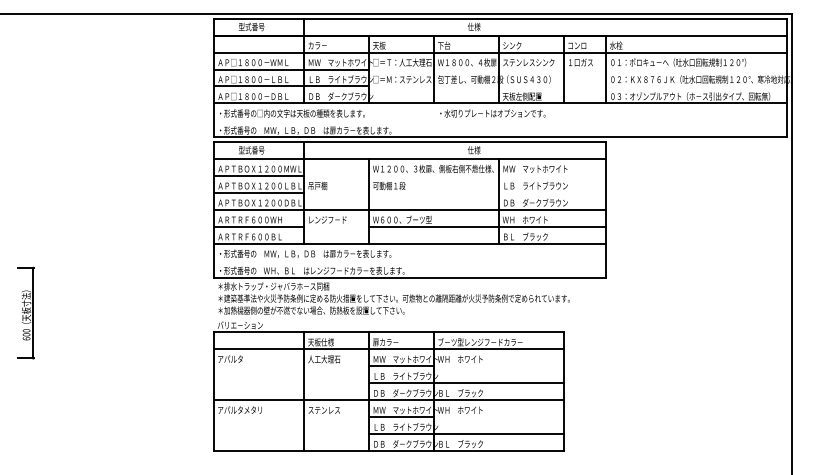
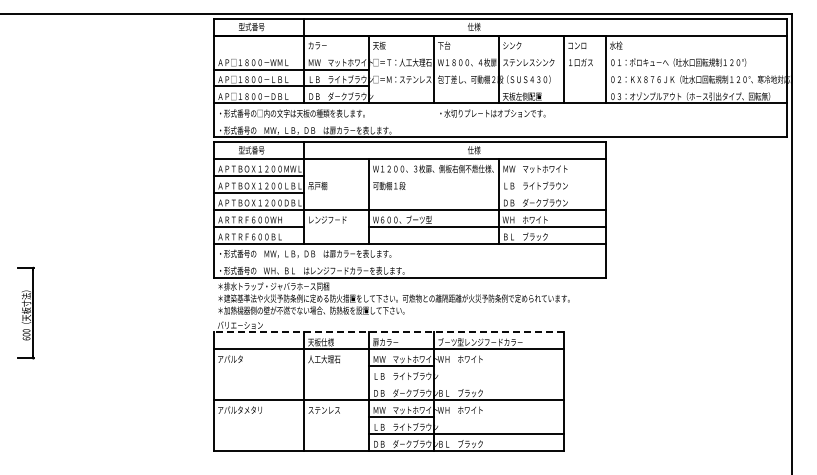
line: present -> none (500, 52)
line: solid -> dashed (388, 332)
line: present -> none (466, 383)
